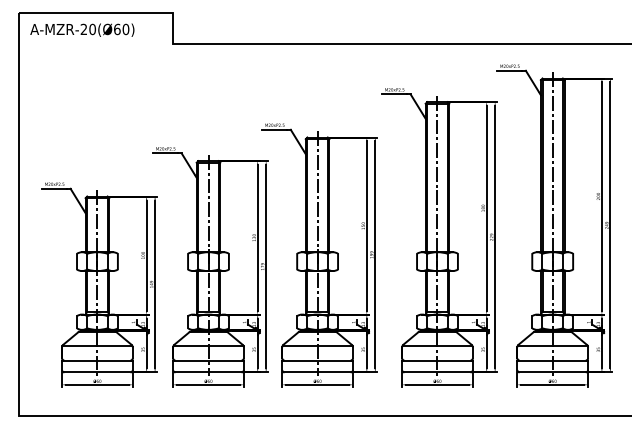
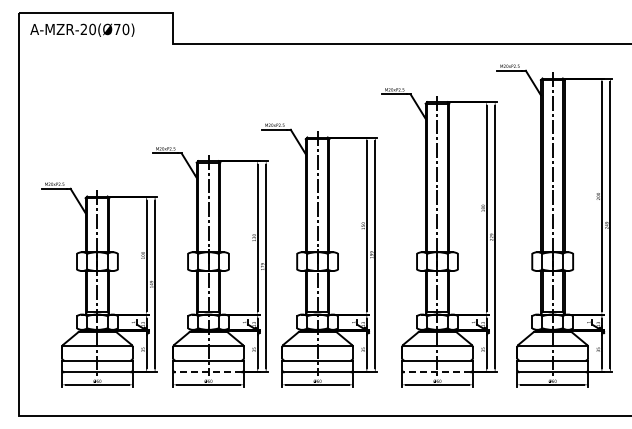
text: A-MZR-20(Ø60) -> A-MZR-20(Ø70) (117, 29)
line: solid -> dashed (208, 372)
line: solid -> dashed (436, 372)
